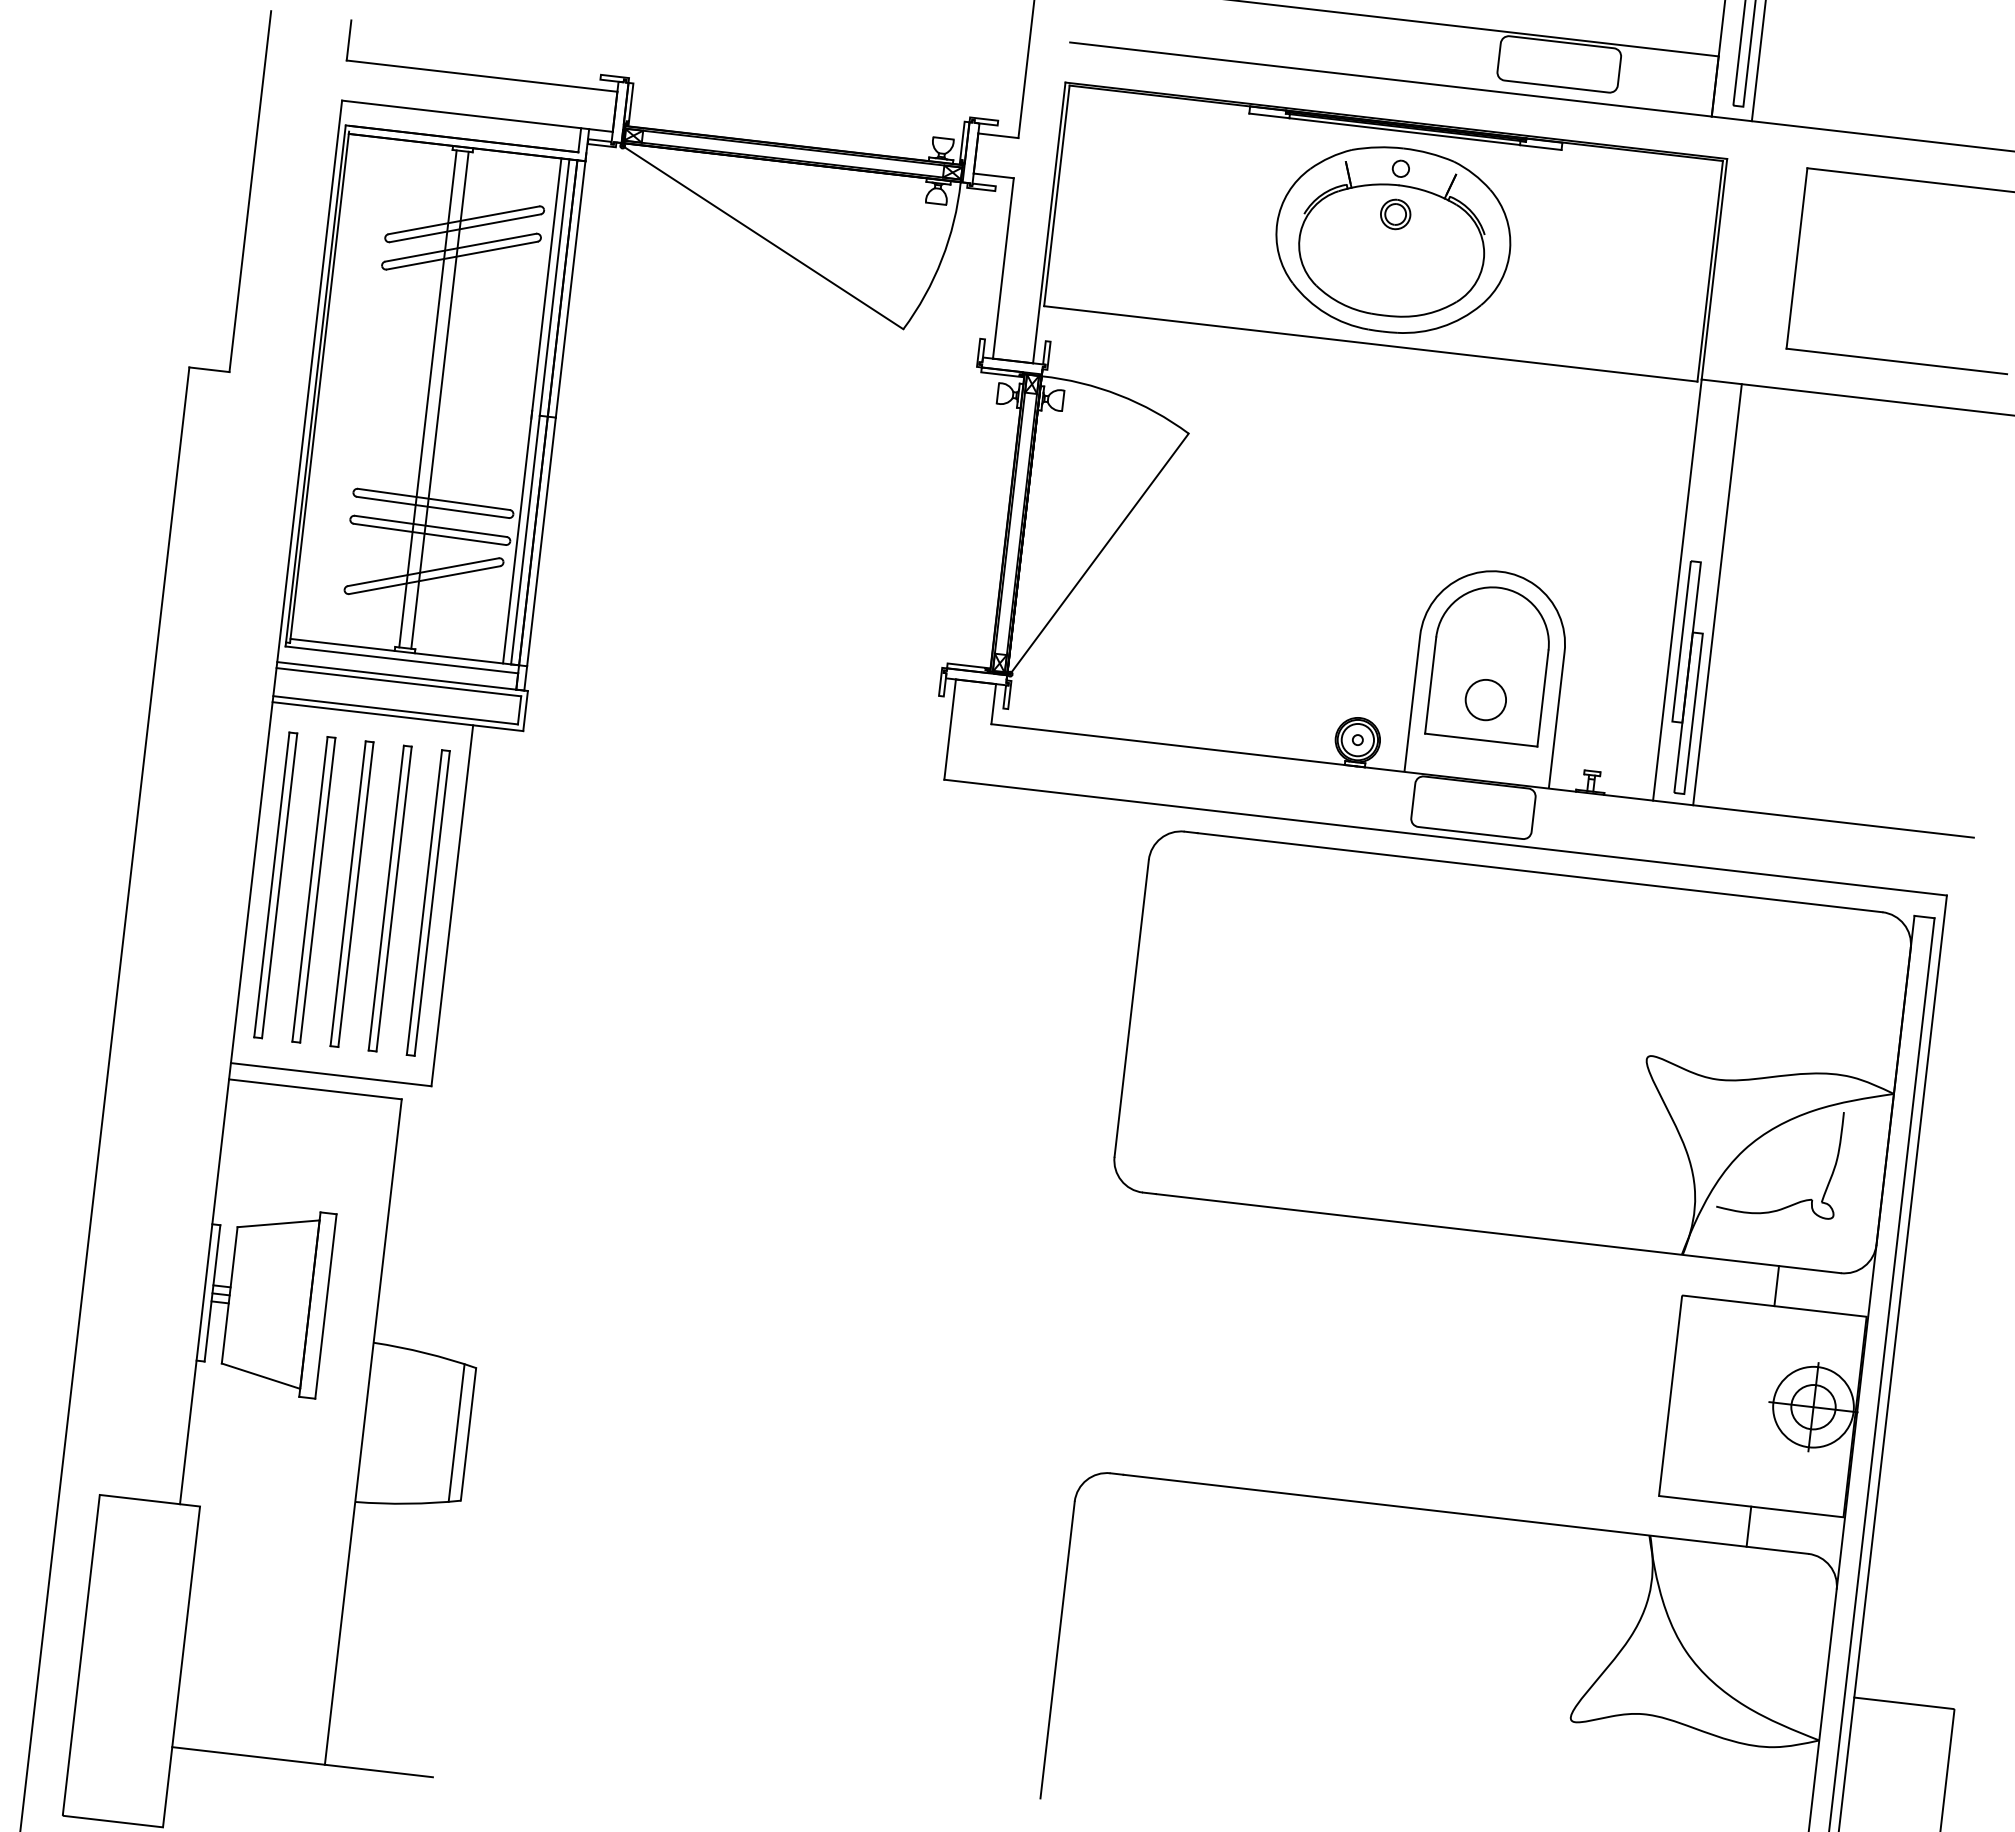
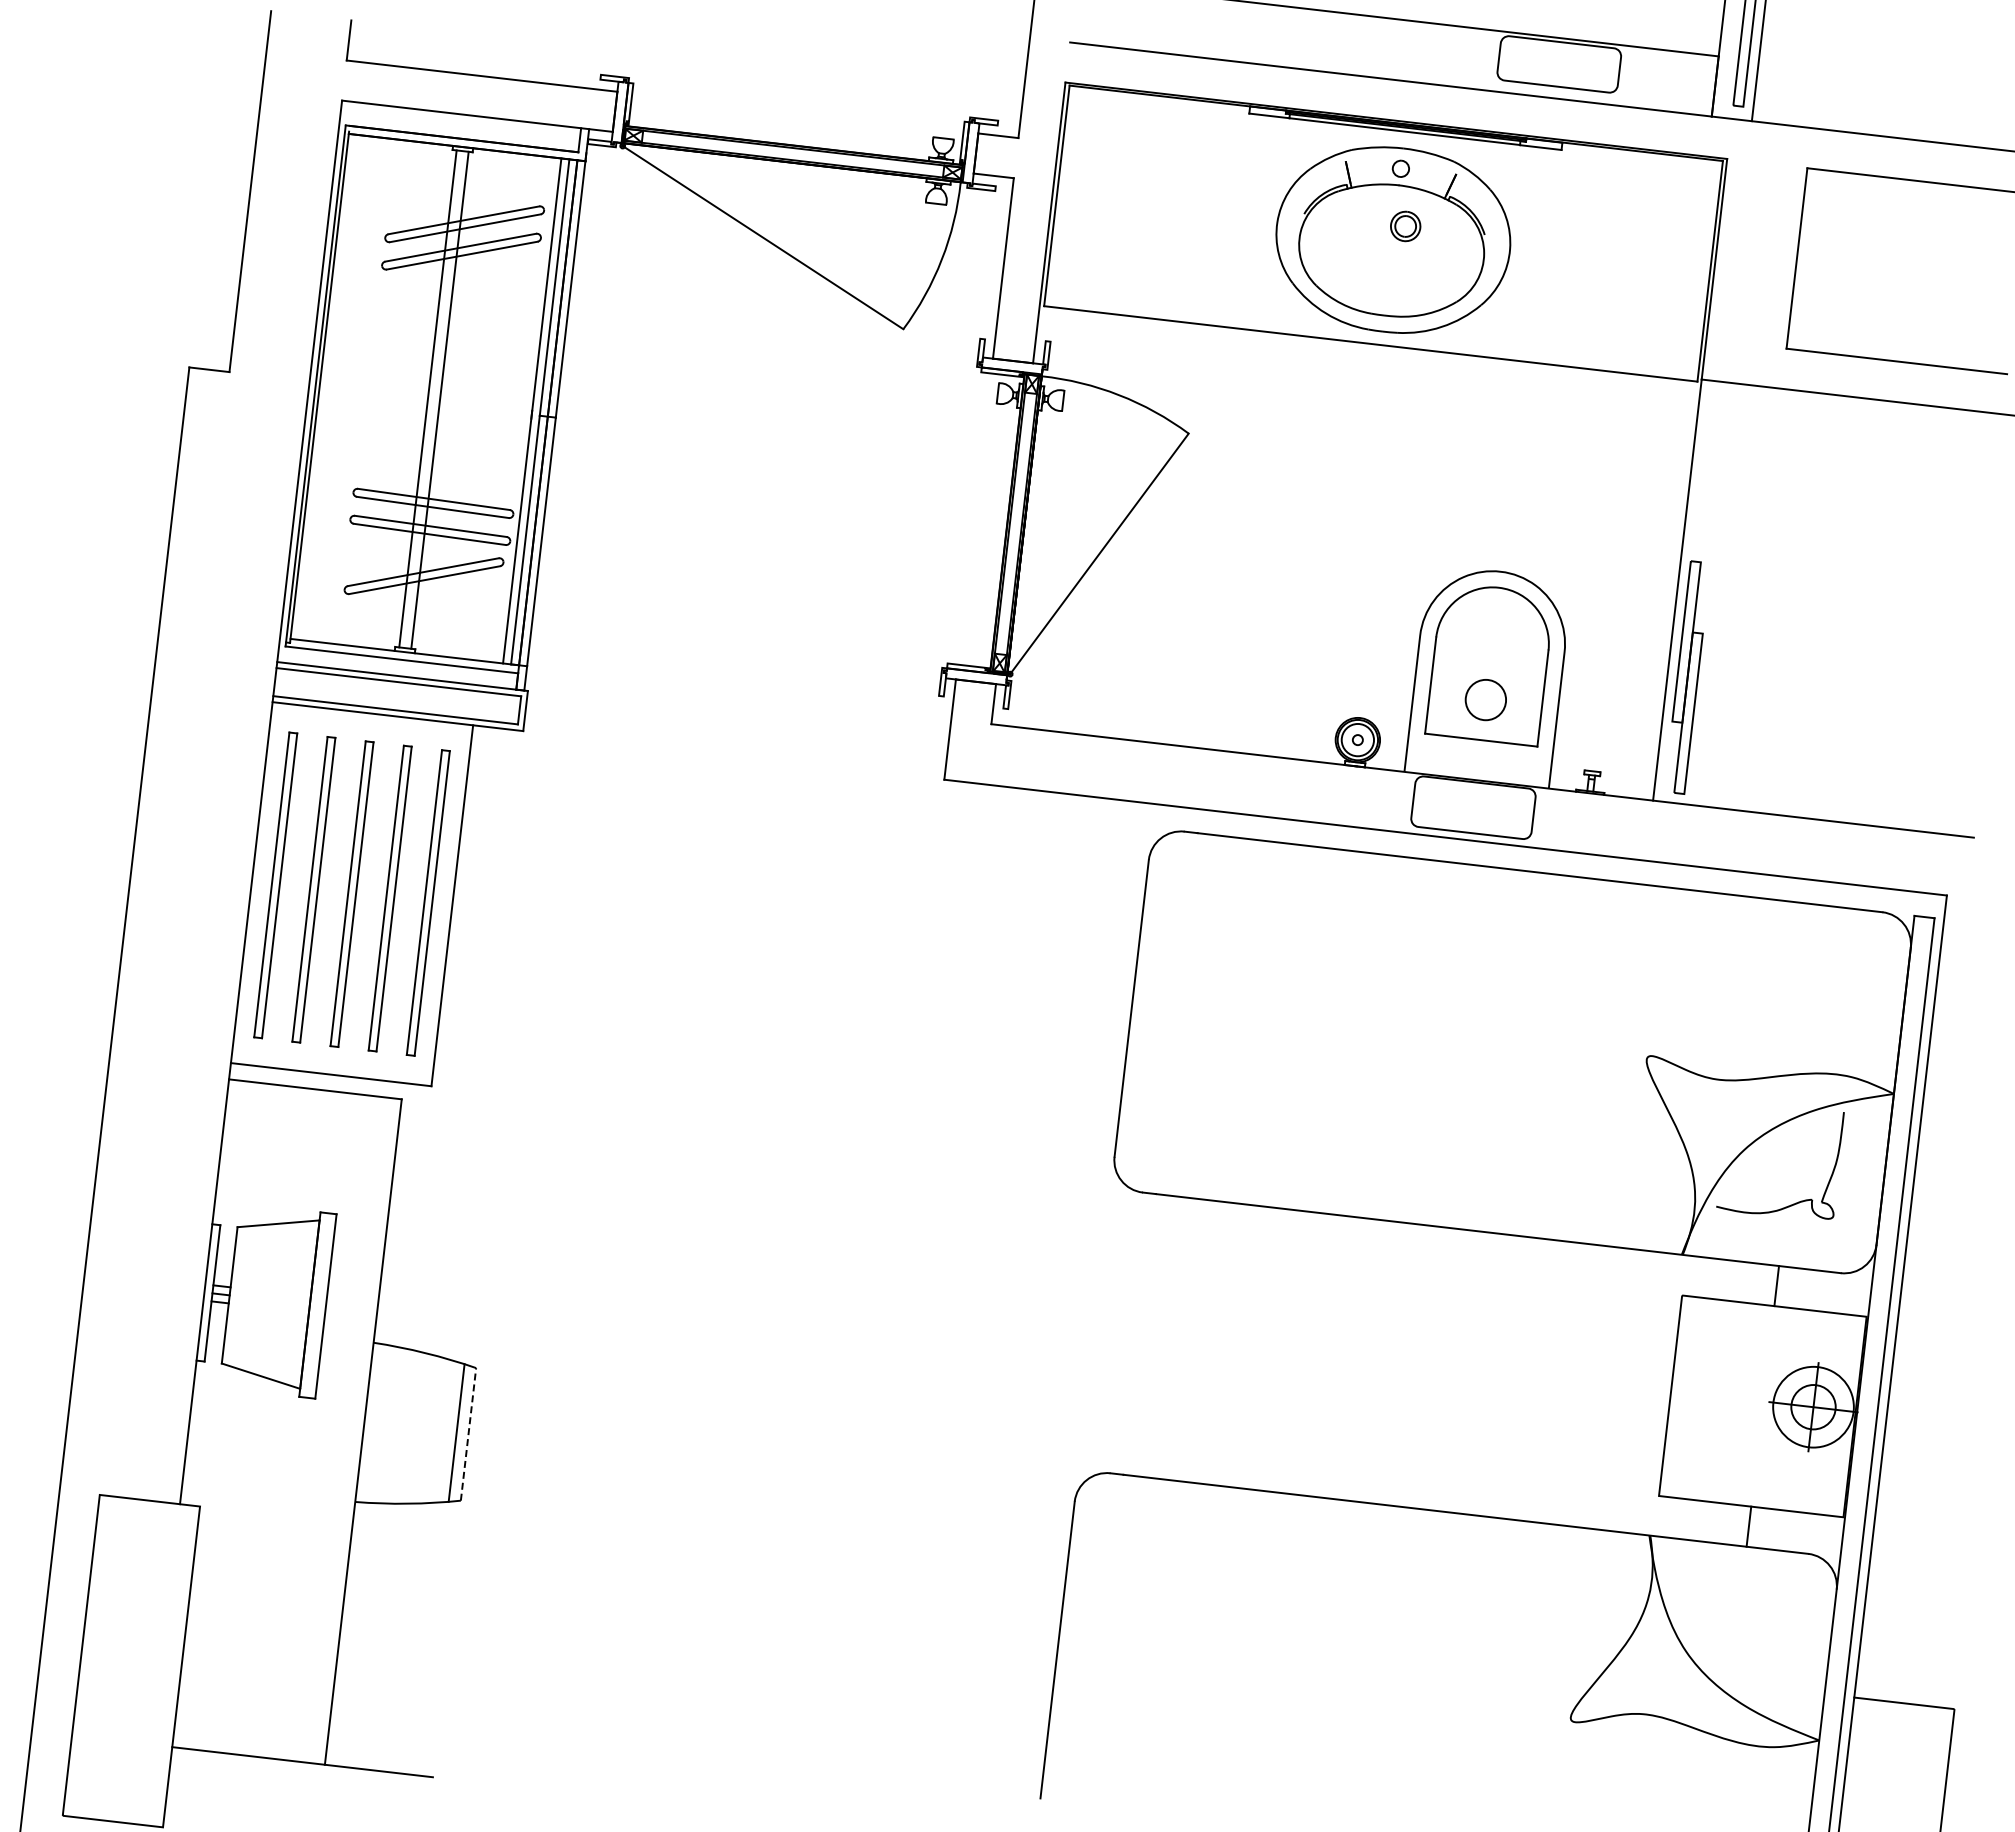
part position: (1395, 214) -> (1405, 226) (1405, 226)
line: present -> none (1717, 594)
line: solid -> dashed (468, 1434)
